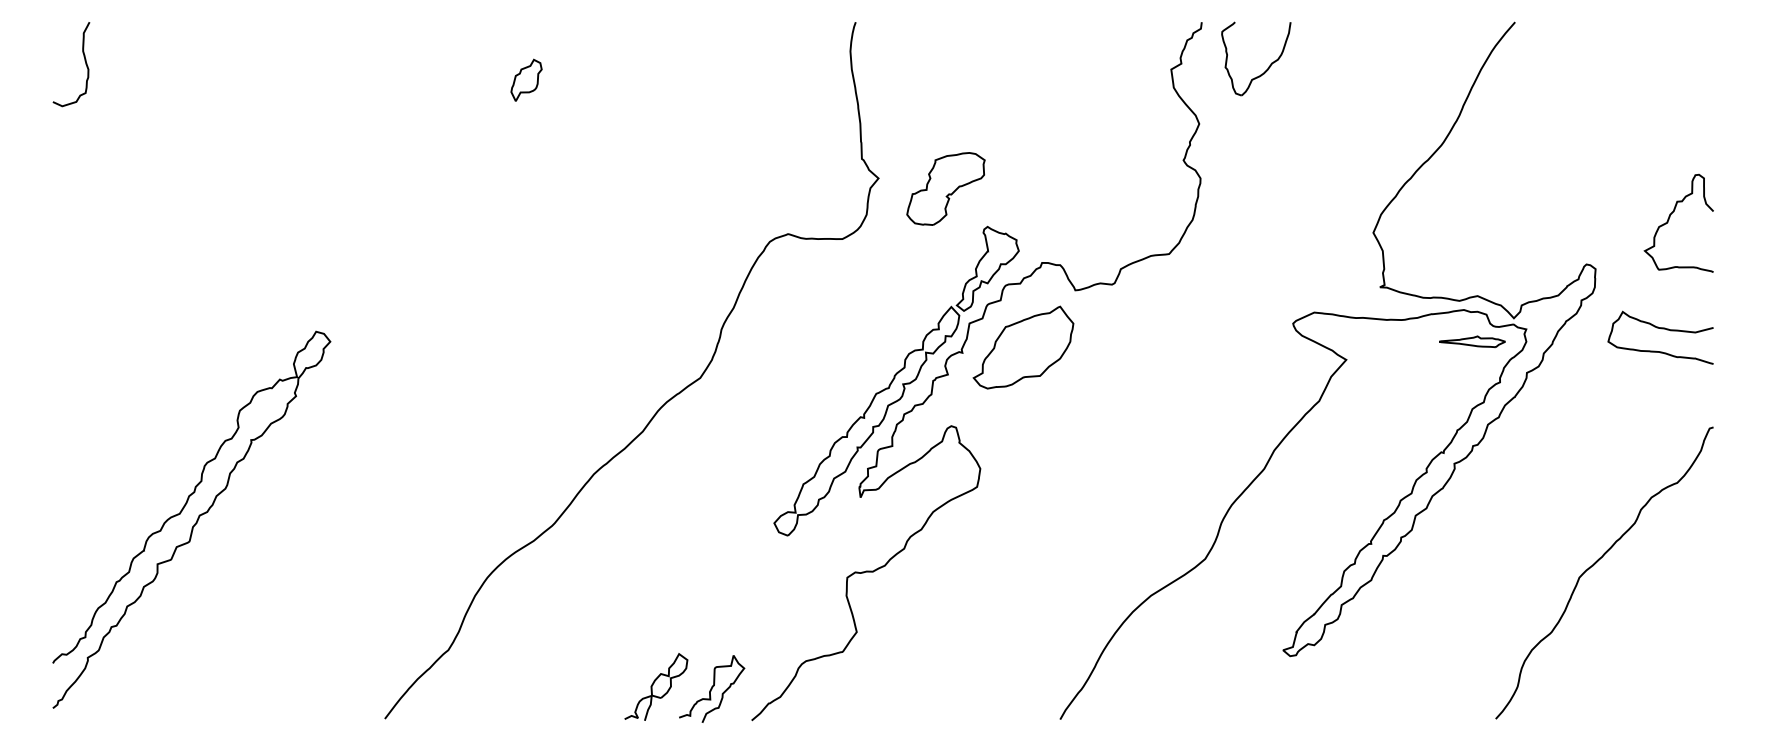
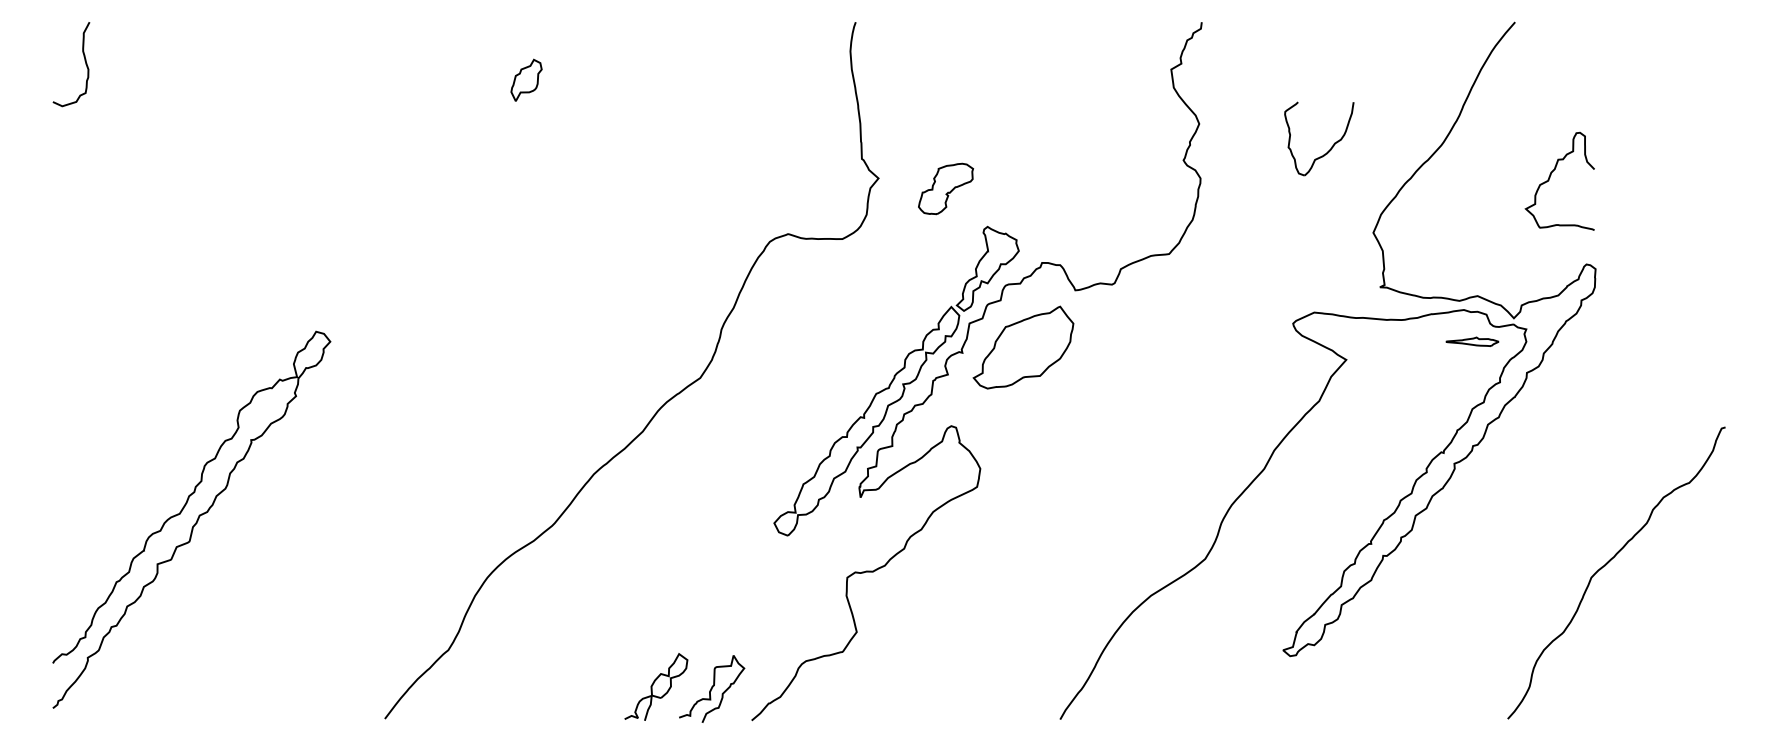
part position: (1268, 66) -> (1331, 146) (1331, 146)
part size: 80x74 px -> 56x54 px (945, 188)
curve position: (1669, 220) -> (1550, 178) (1550, 178)
curve: present -> none (1661, 329)
part size: 67x14 px -> 55x11 px (1472, 341)
curve position: (1596, 563) -> (1608, 563) (1608, 563)
